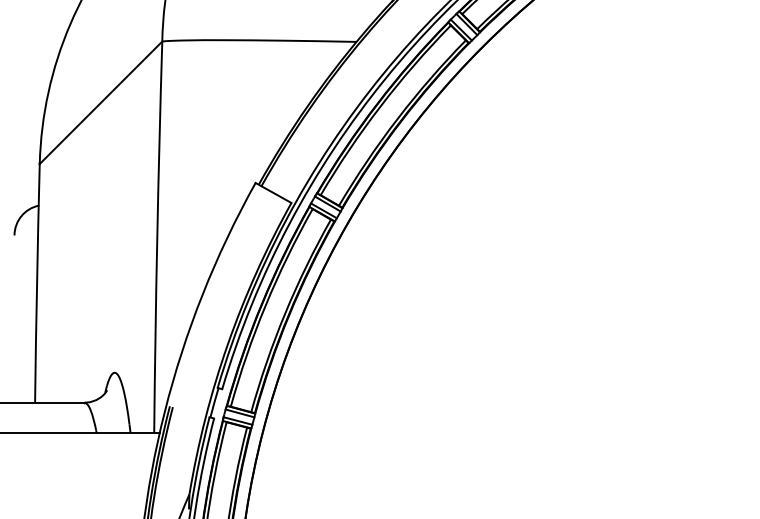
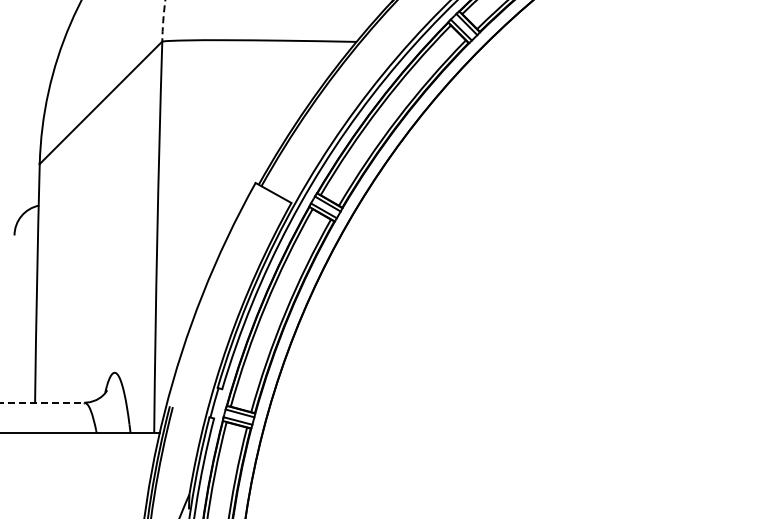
arc: solid -> dashed (163, 20)
line: solid -> dashed (42, 402)
